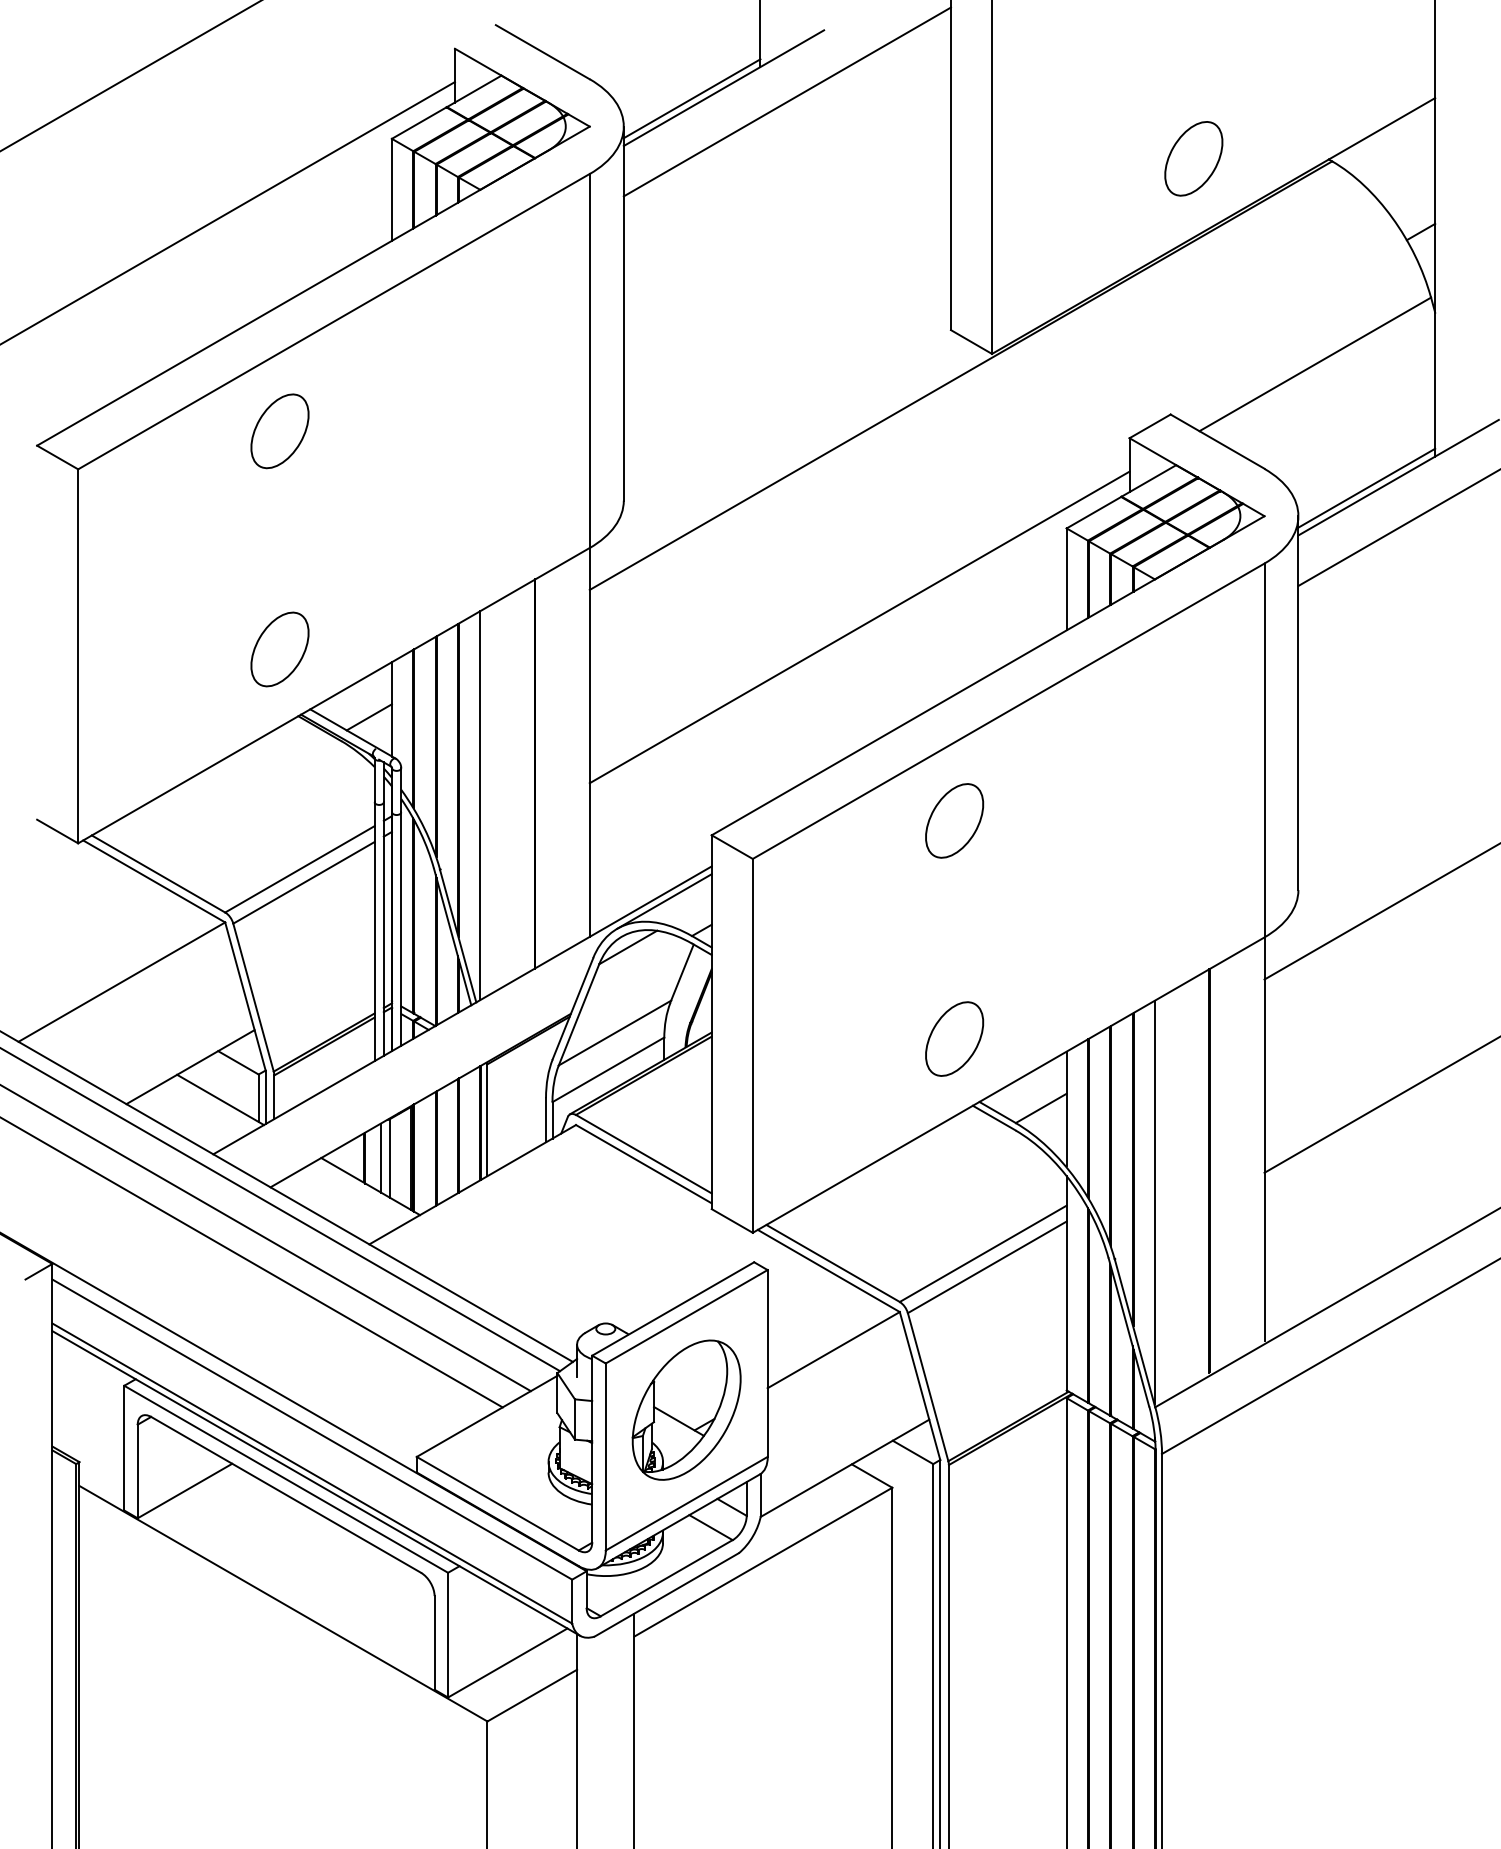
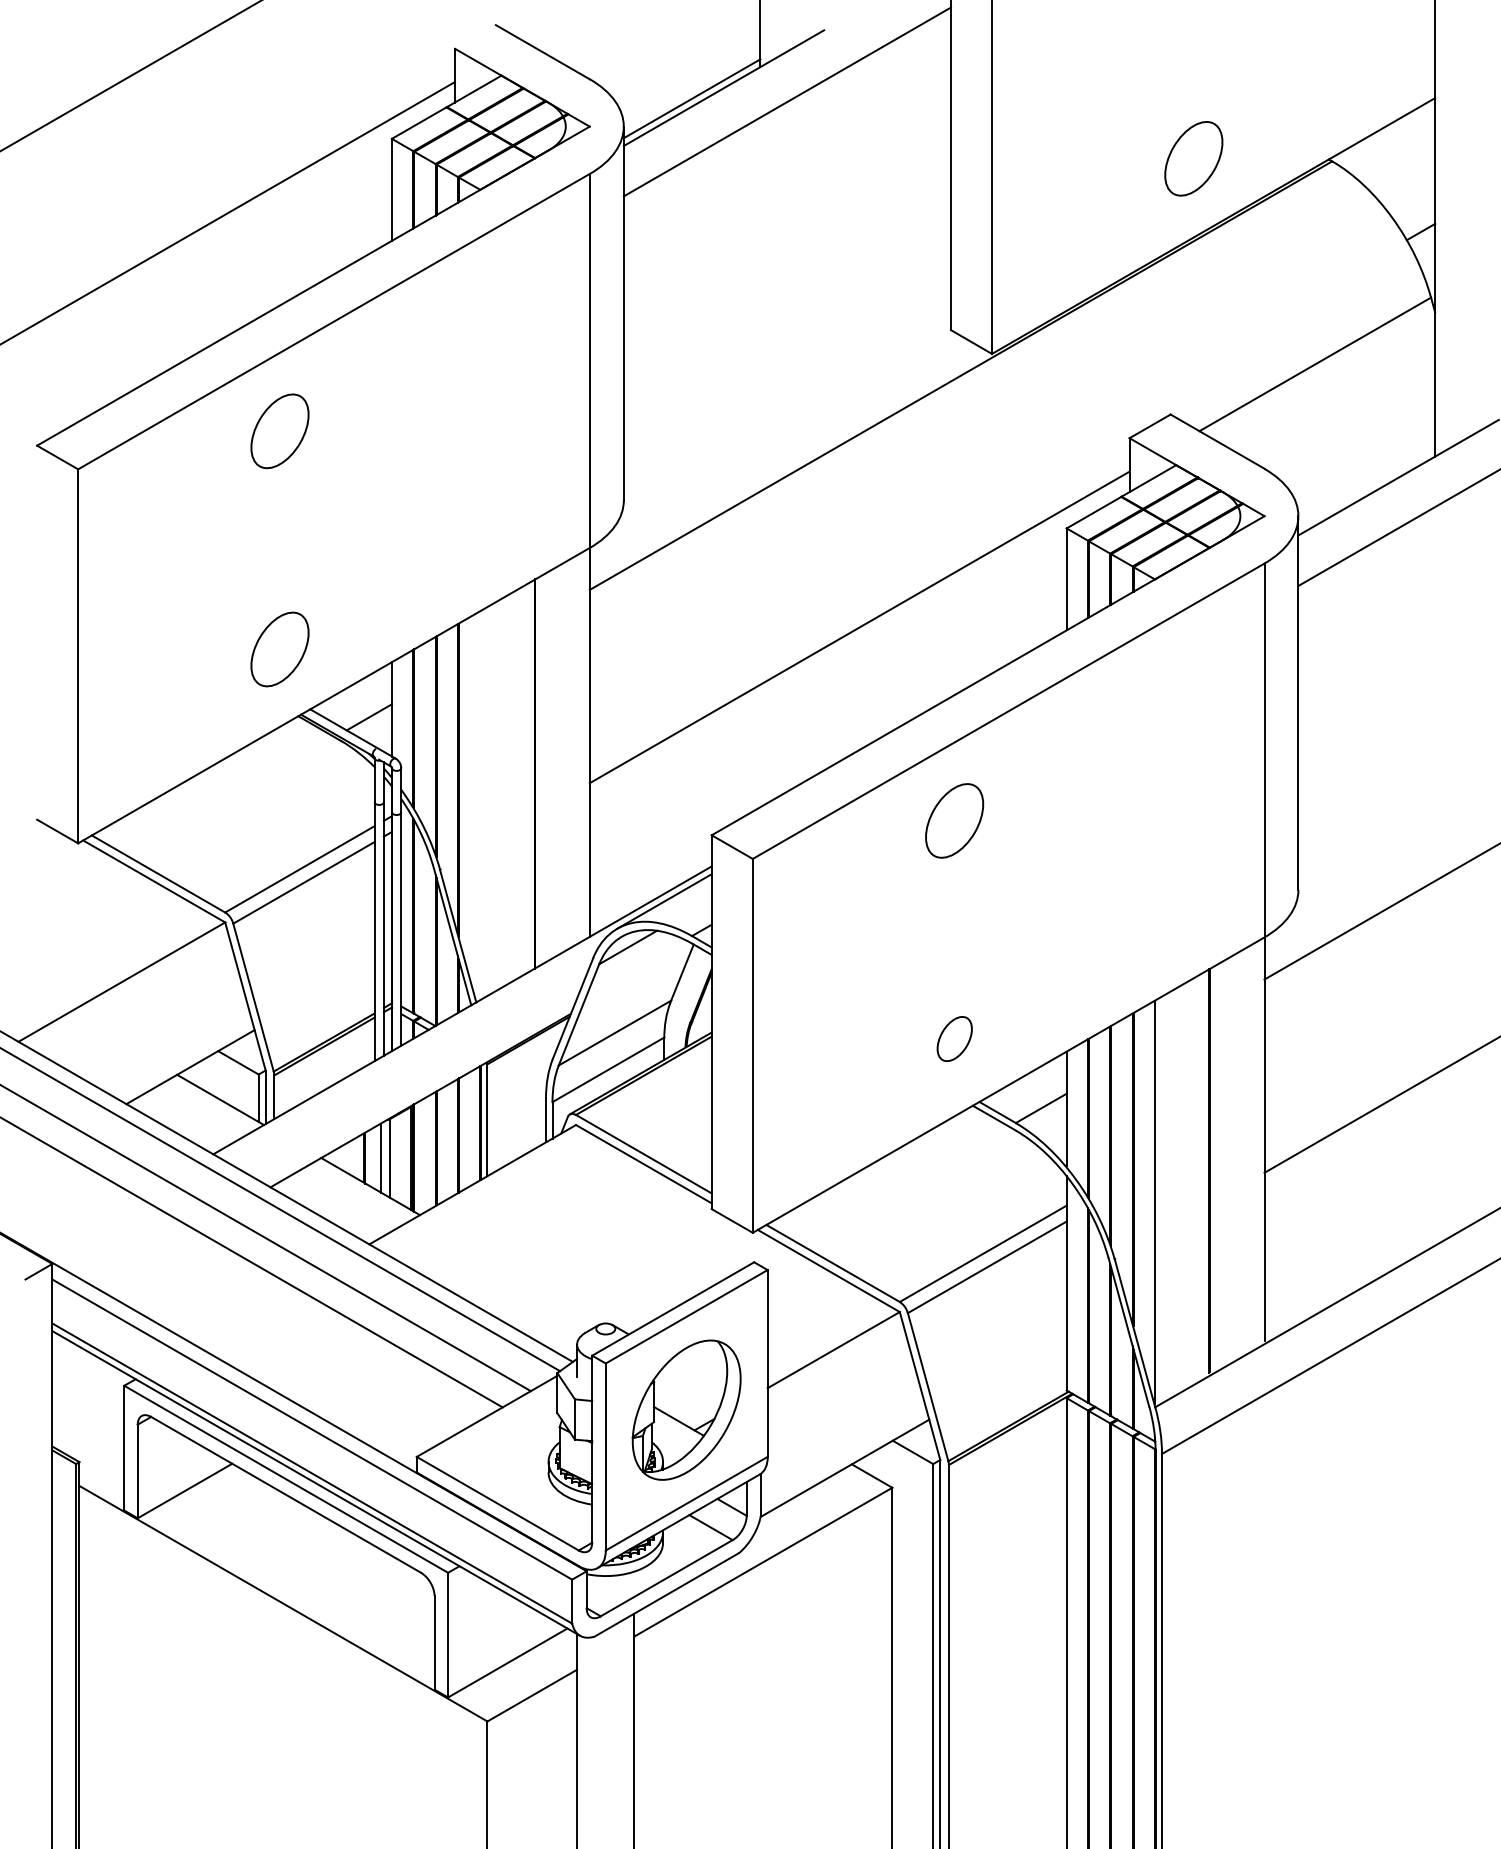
line: present -> none (1366, 487)
line: present -> none (480, 805)
part size: 60x76 px -> 37x47 px (954, 1039)
